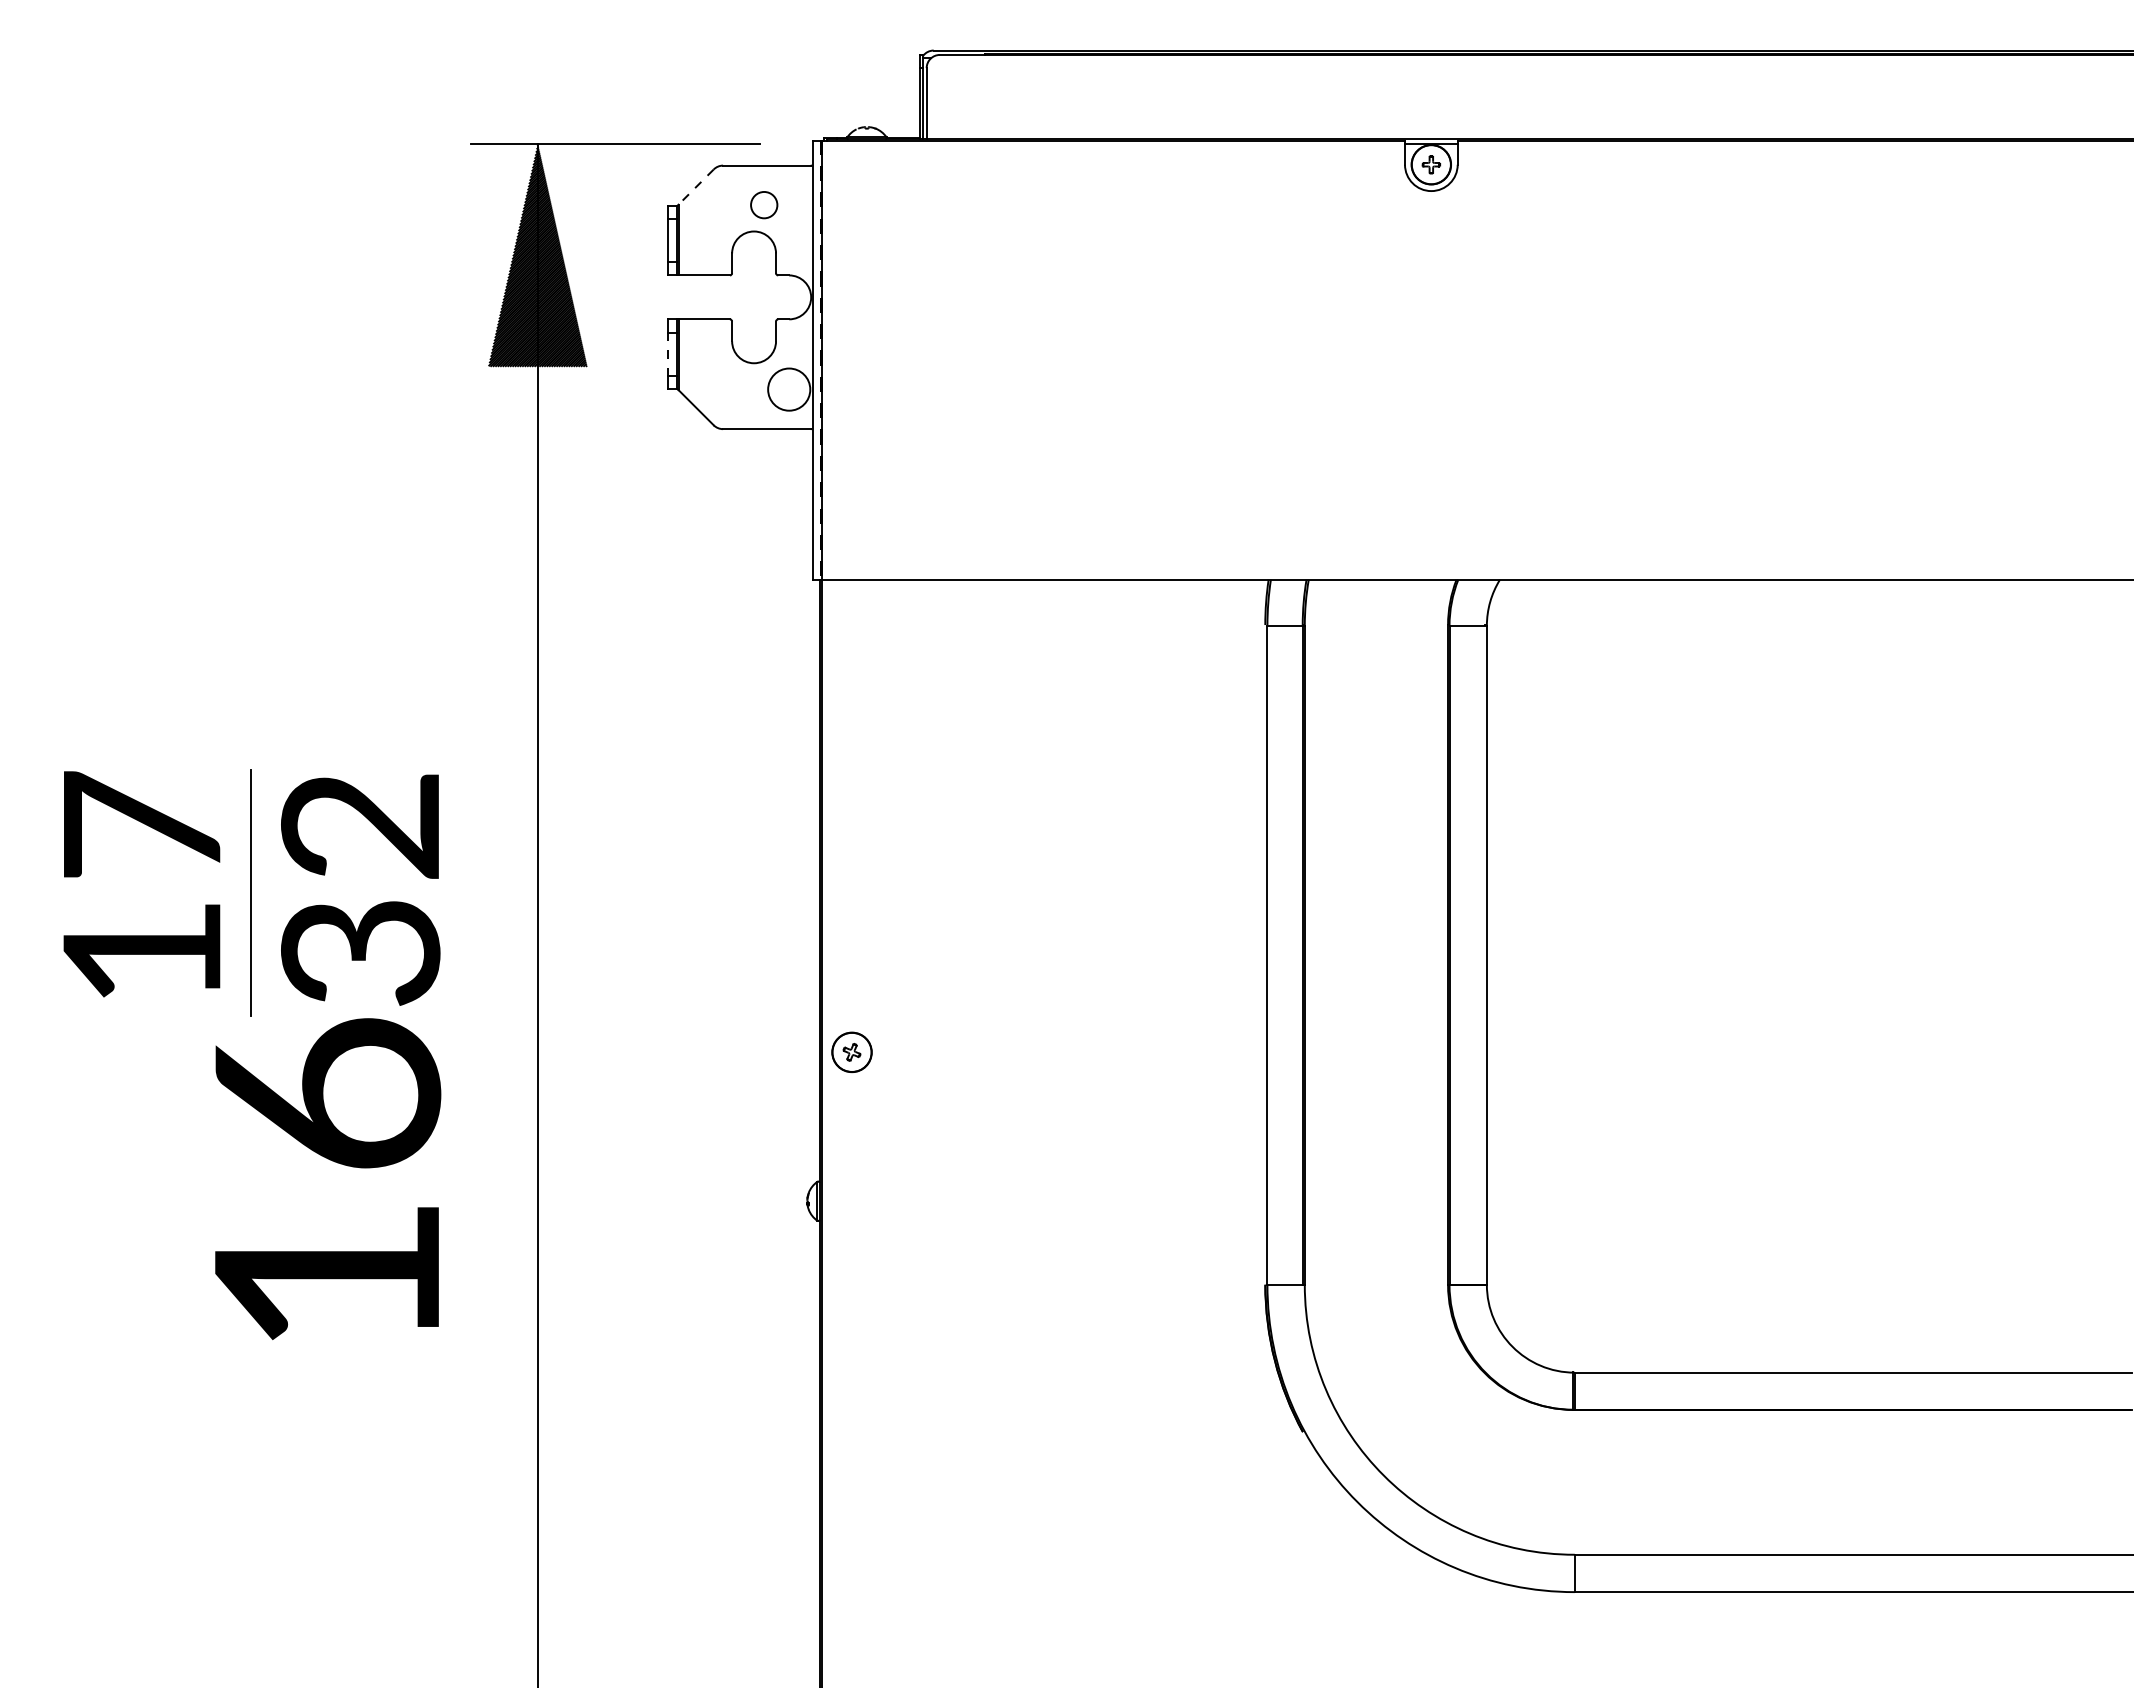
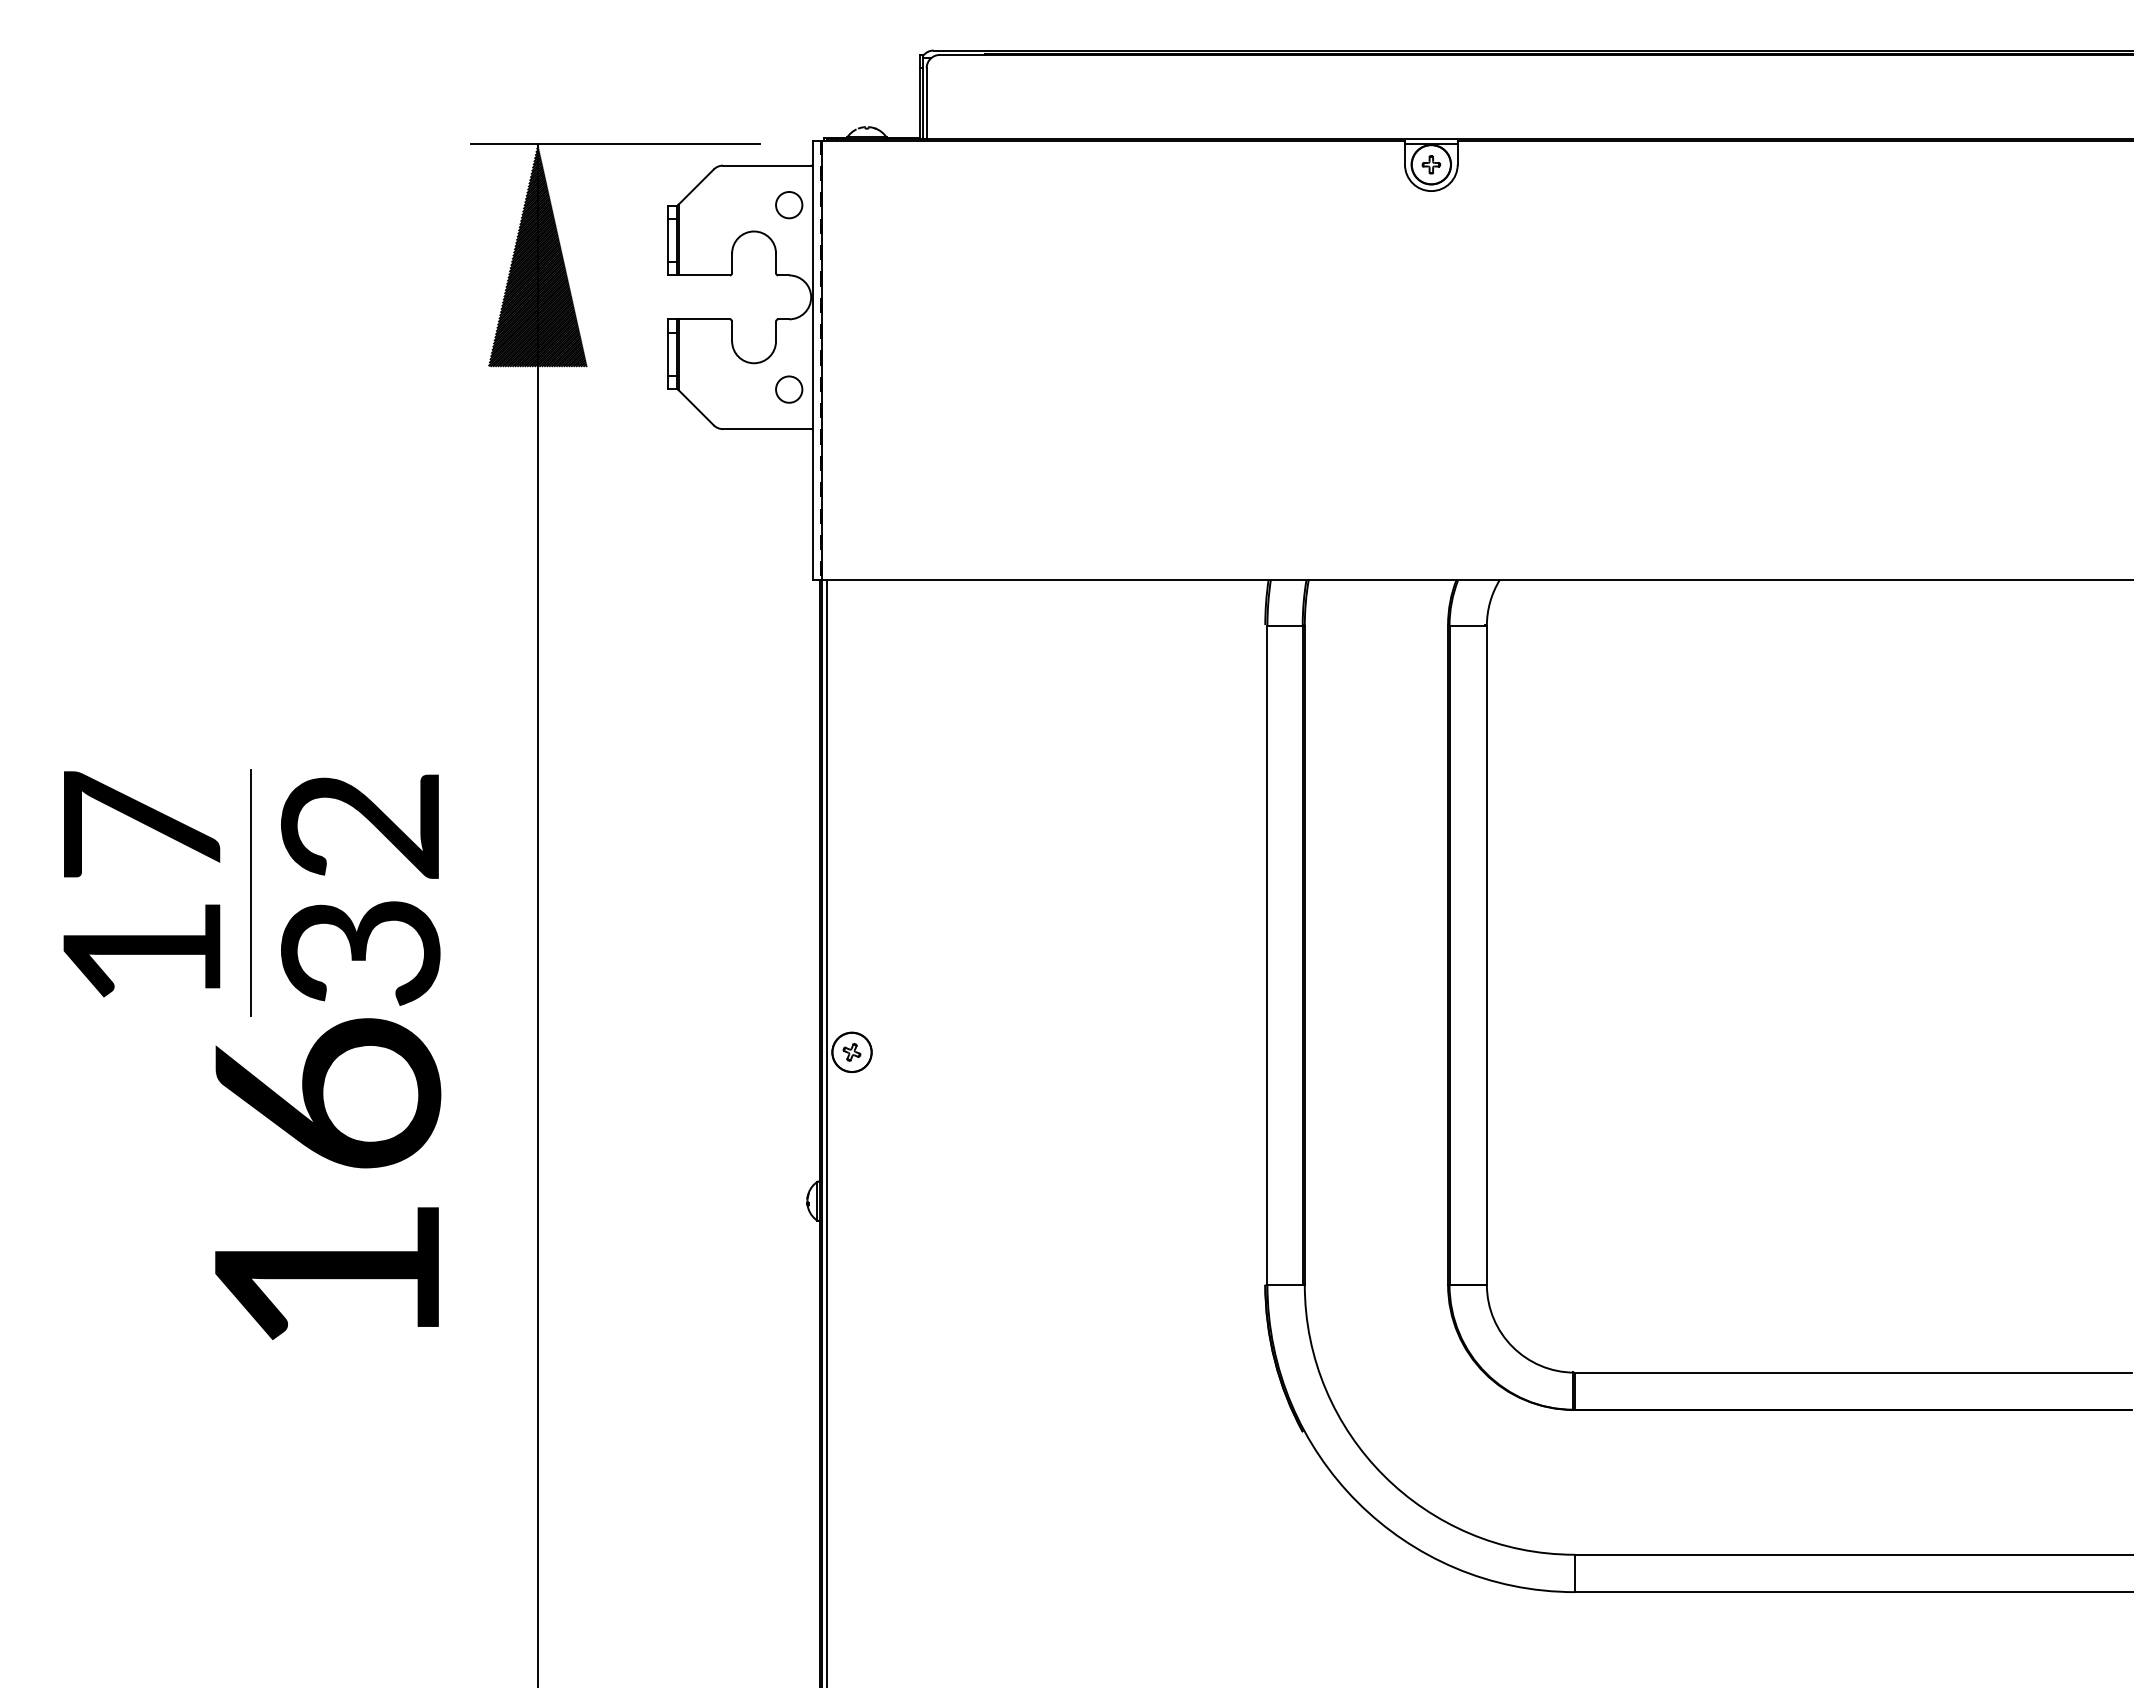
line: dashed -> solid (696, 187)
circle position: (764, 205) -> (789, 205) (789, 205)
line: dashed -> solid (668, 354)
circle diameter: 42 px -> 26 px (789, 389)
line: none -> present (826, 1131)
